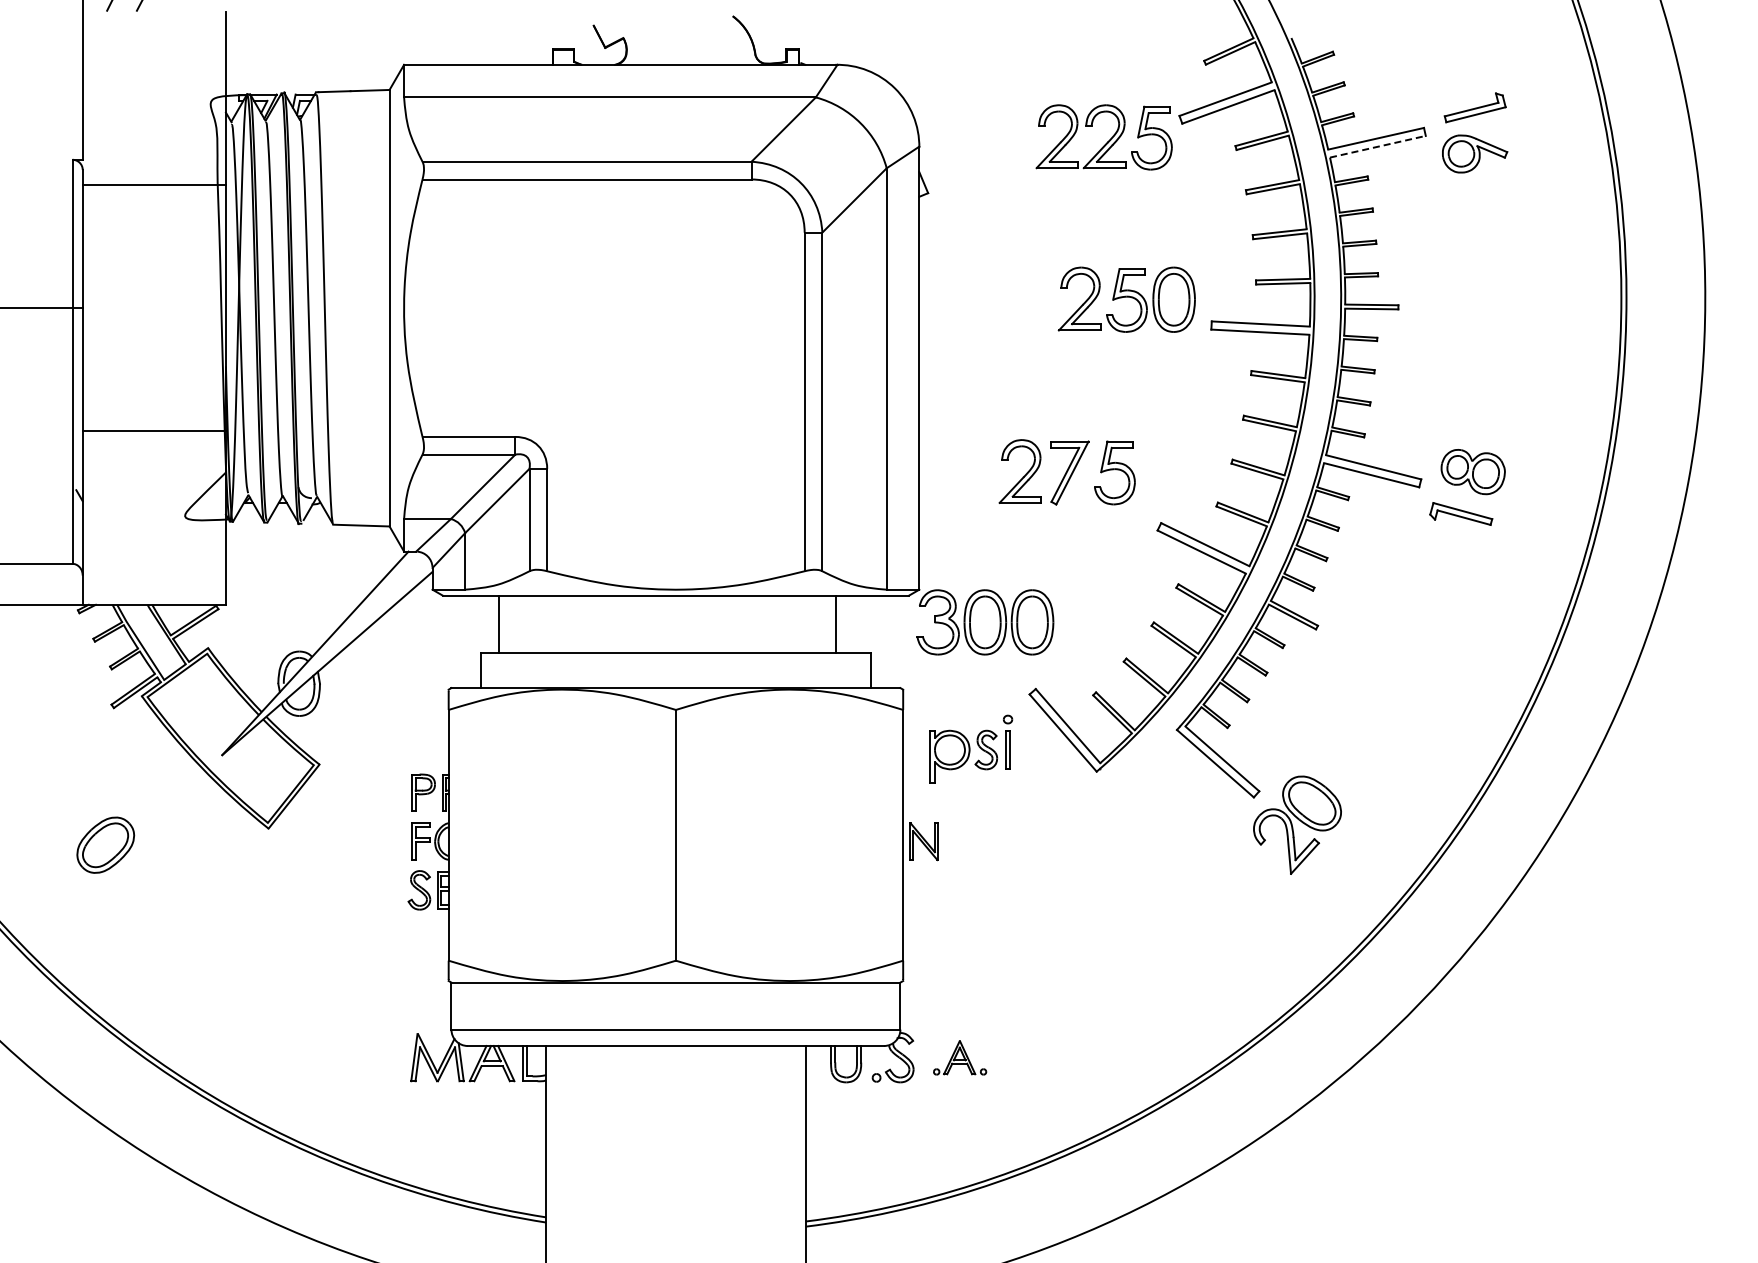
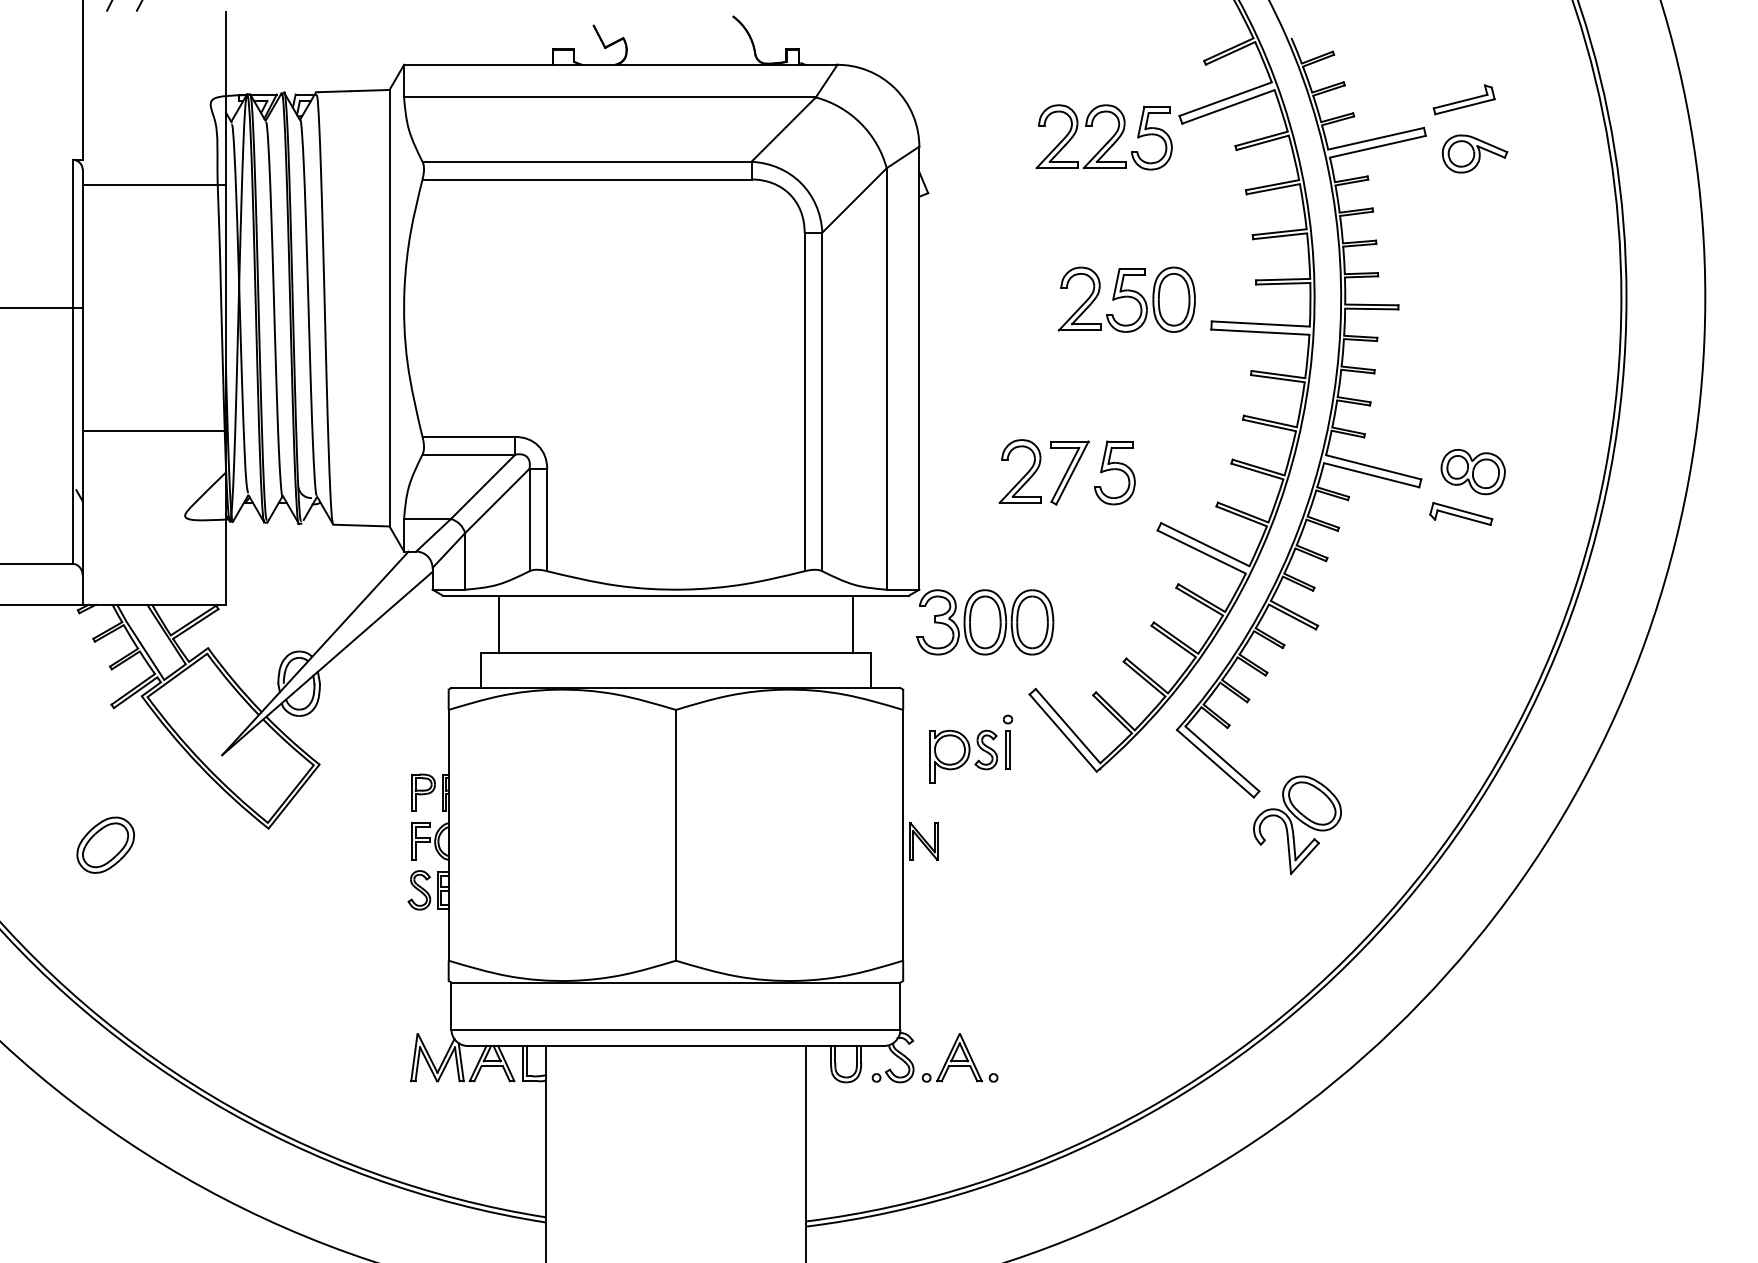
part position: (1474, 107) -> (1463, 99) (1463, 99)
line: dashed -> solid (1378, 146)
line position: (836, 623) -> (853, 623) (853, 623)
part size: 55x36 px -> 78x50 px (959, 1057)
